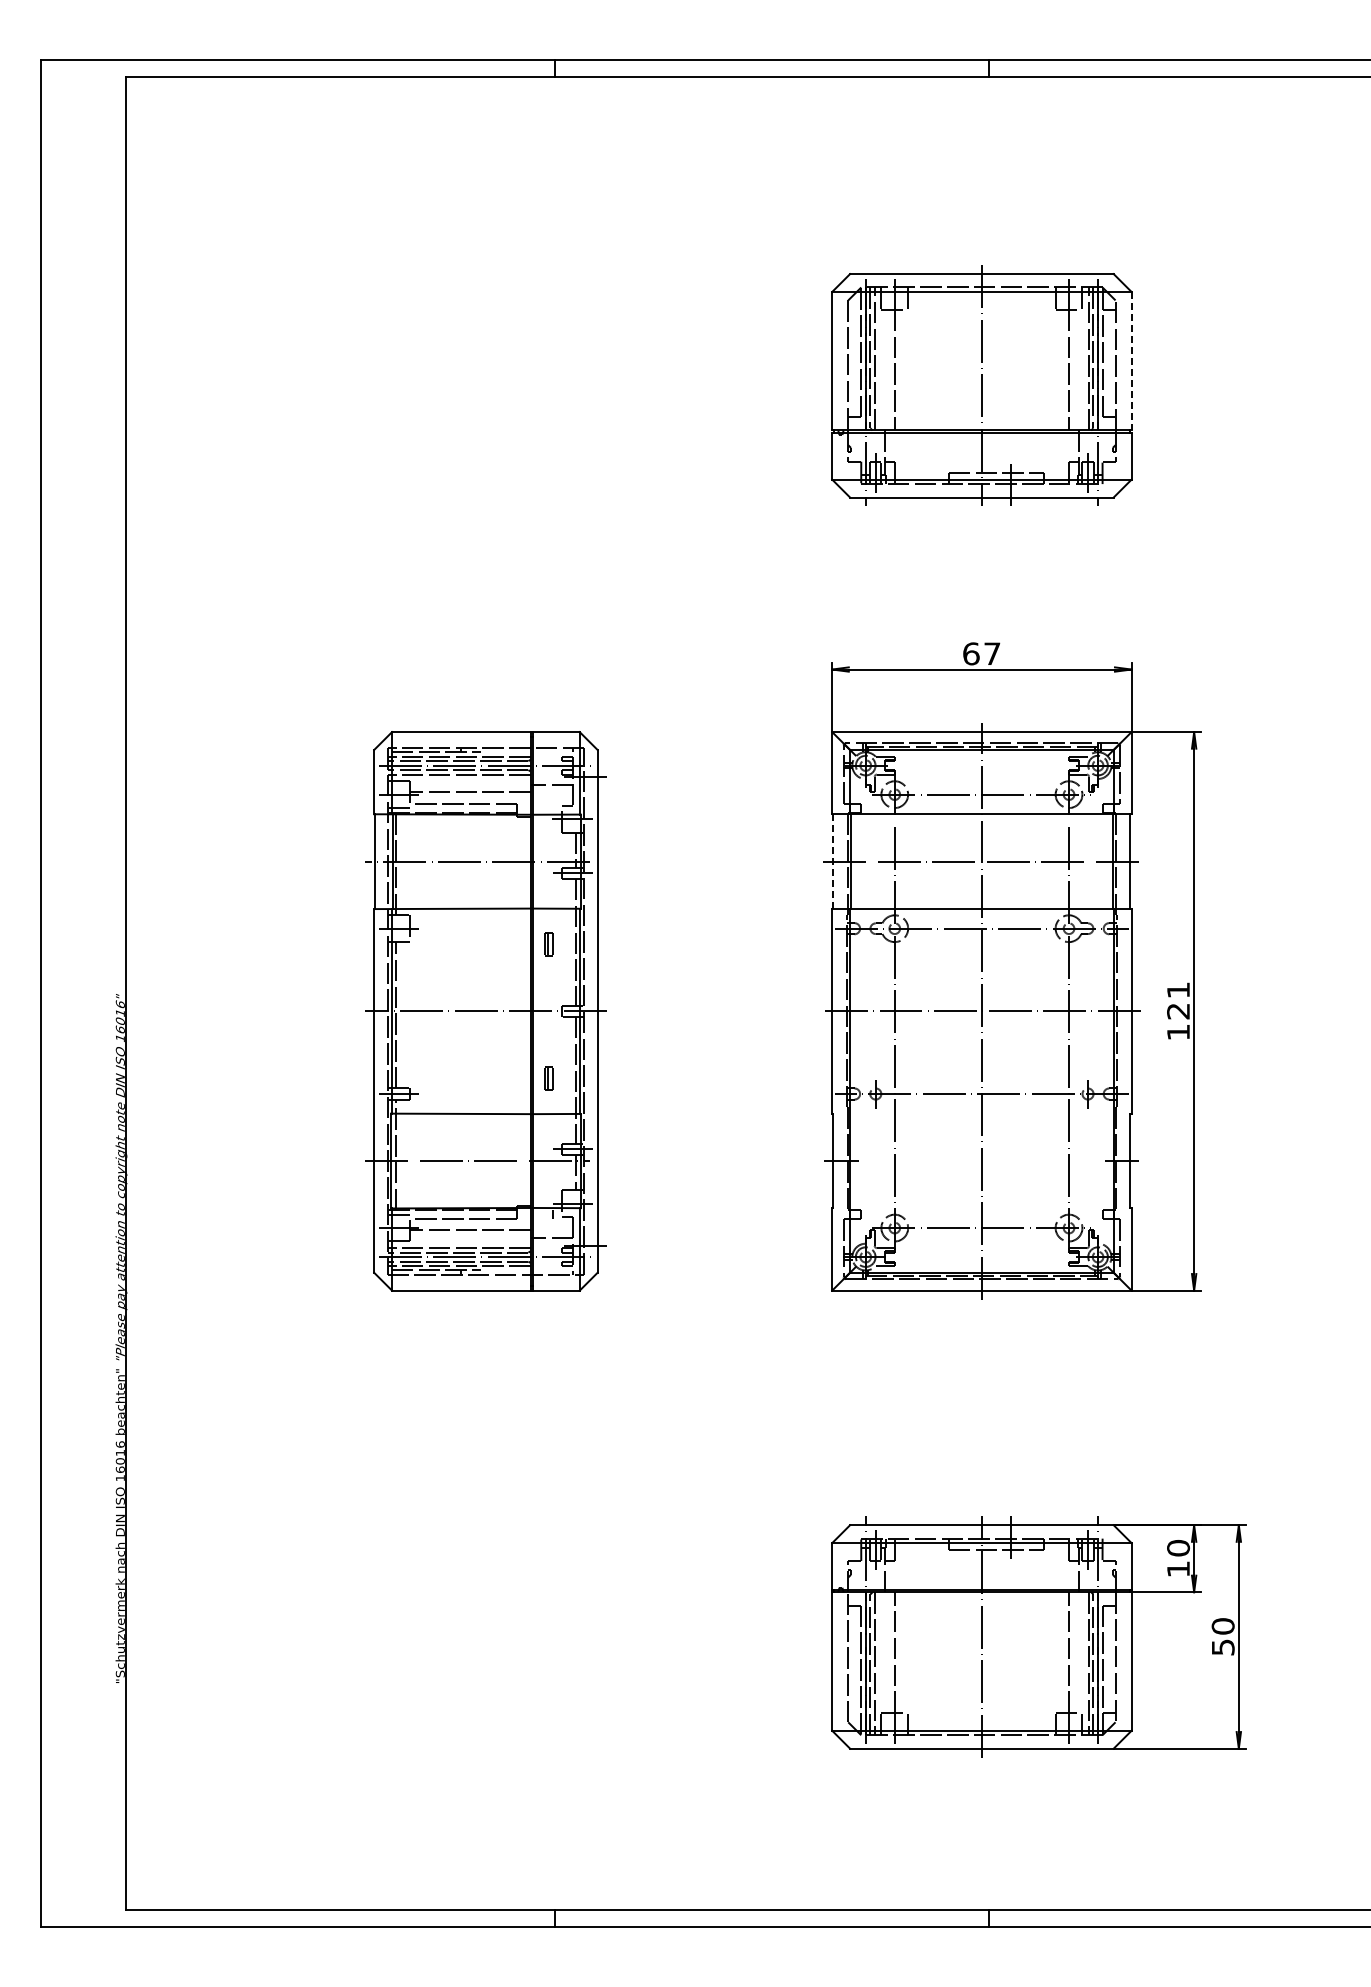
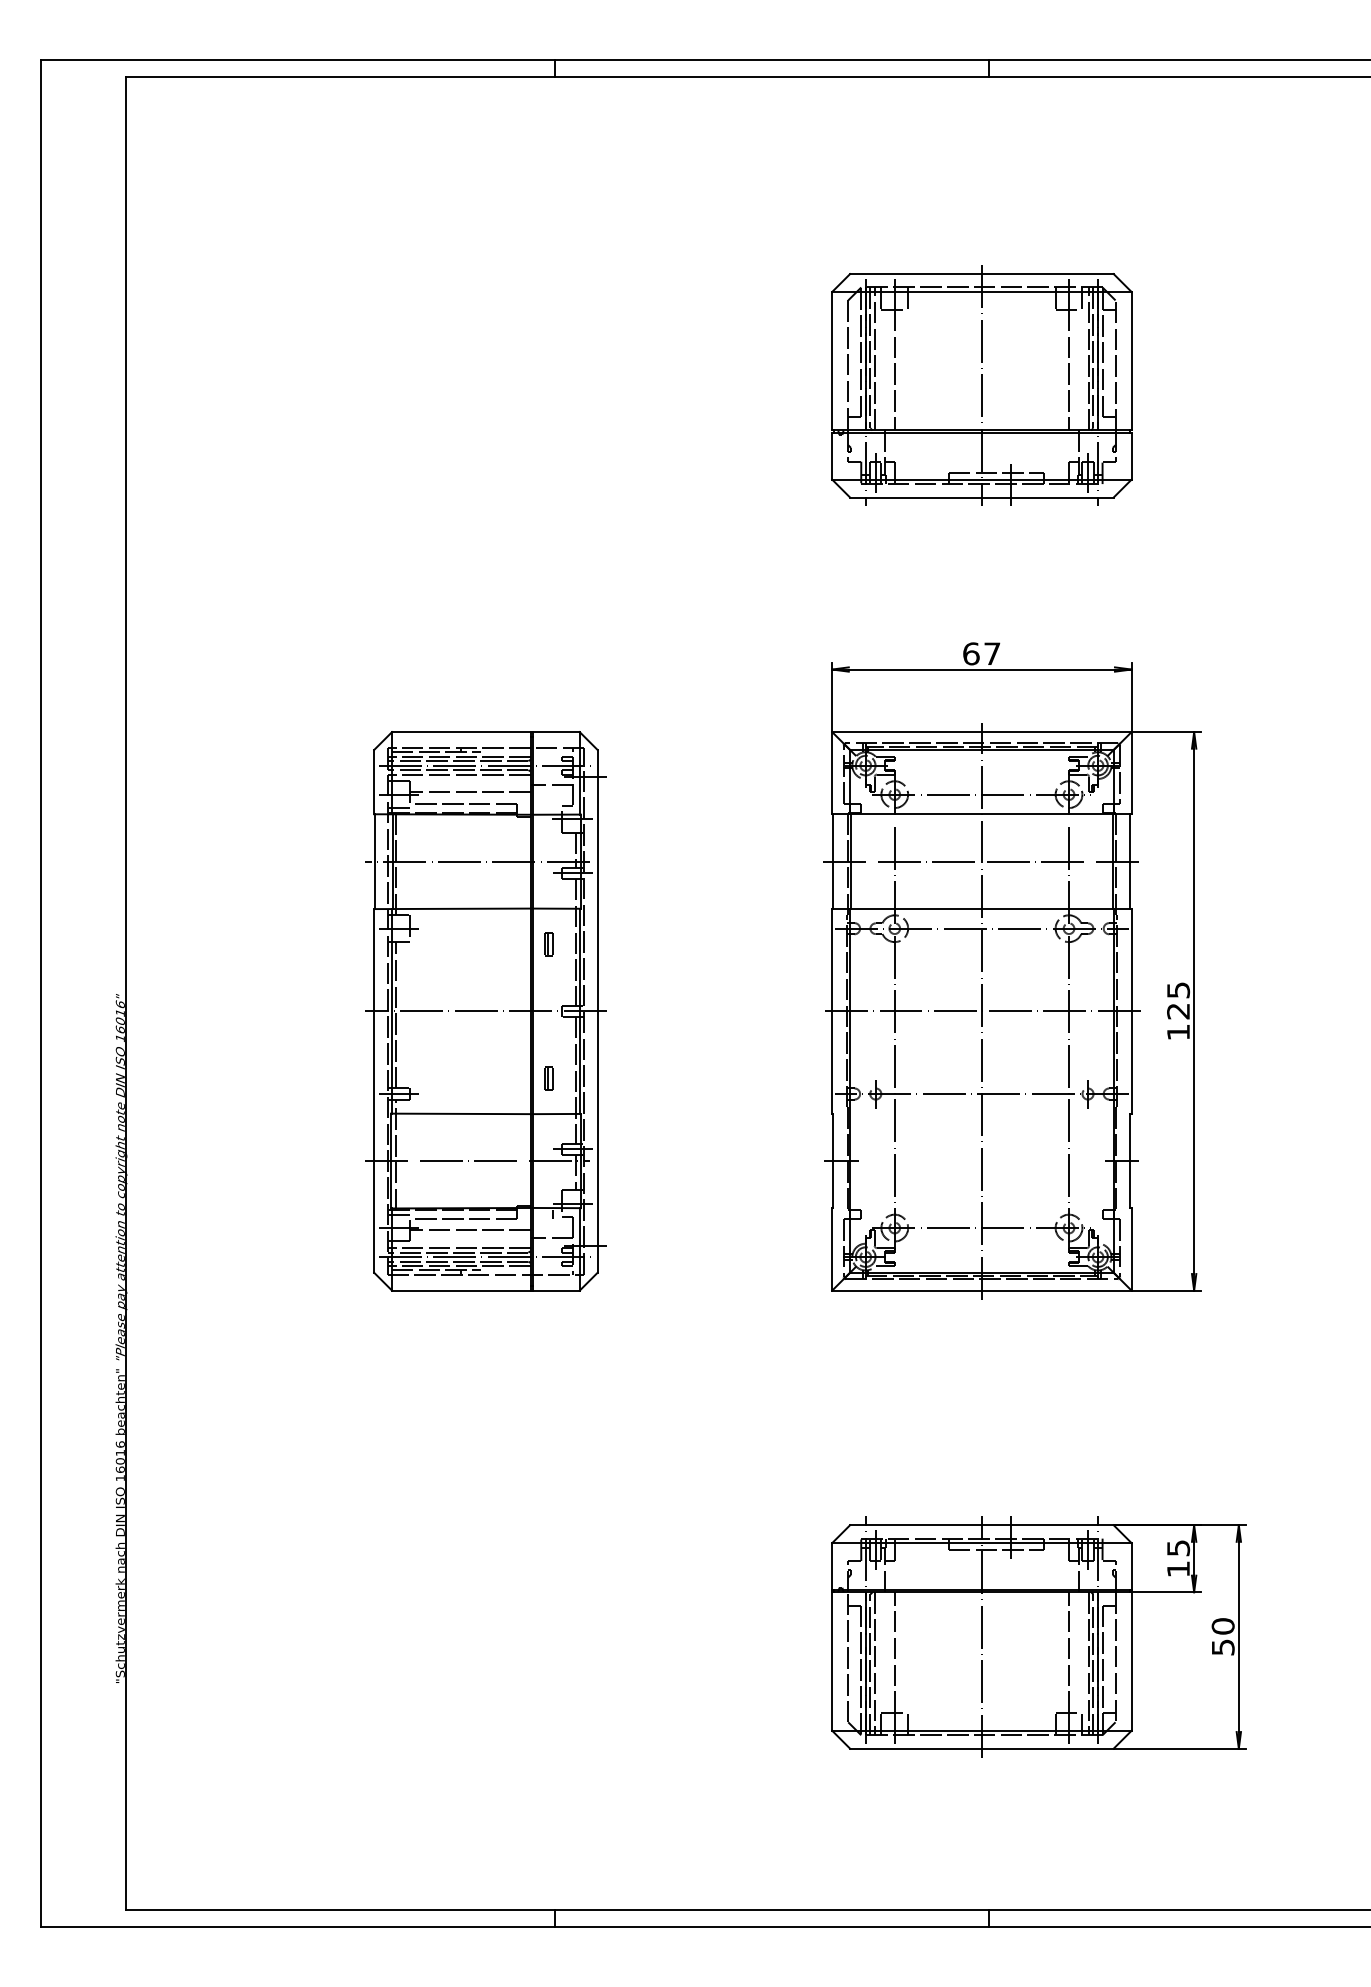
line: dashed -> solid (1131, 361)
line: dashed -> solid (833, 862)
text: 121 -> 125 (1178, 990)
text: 10 -> 15 (1178, 1548)
